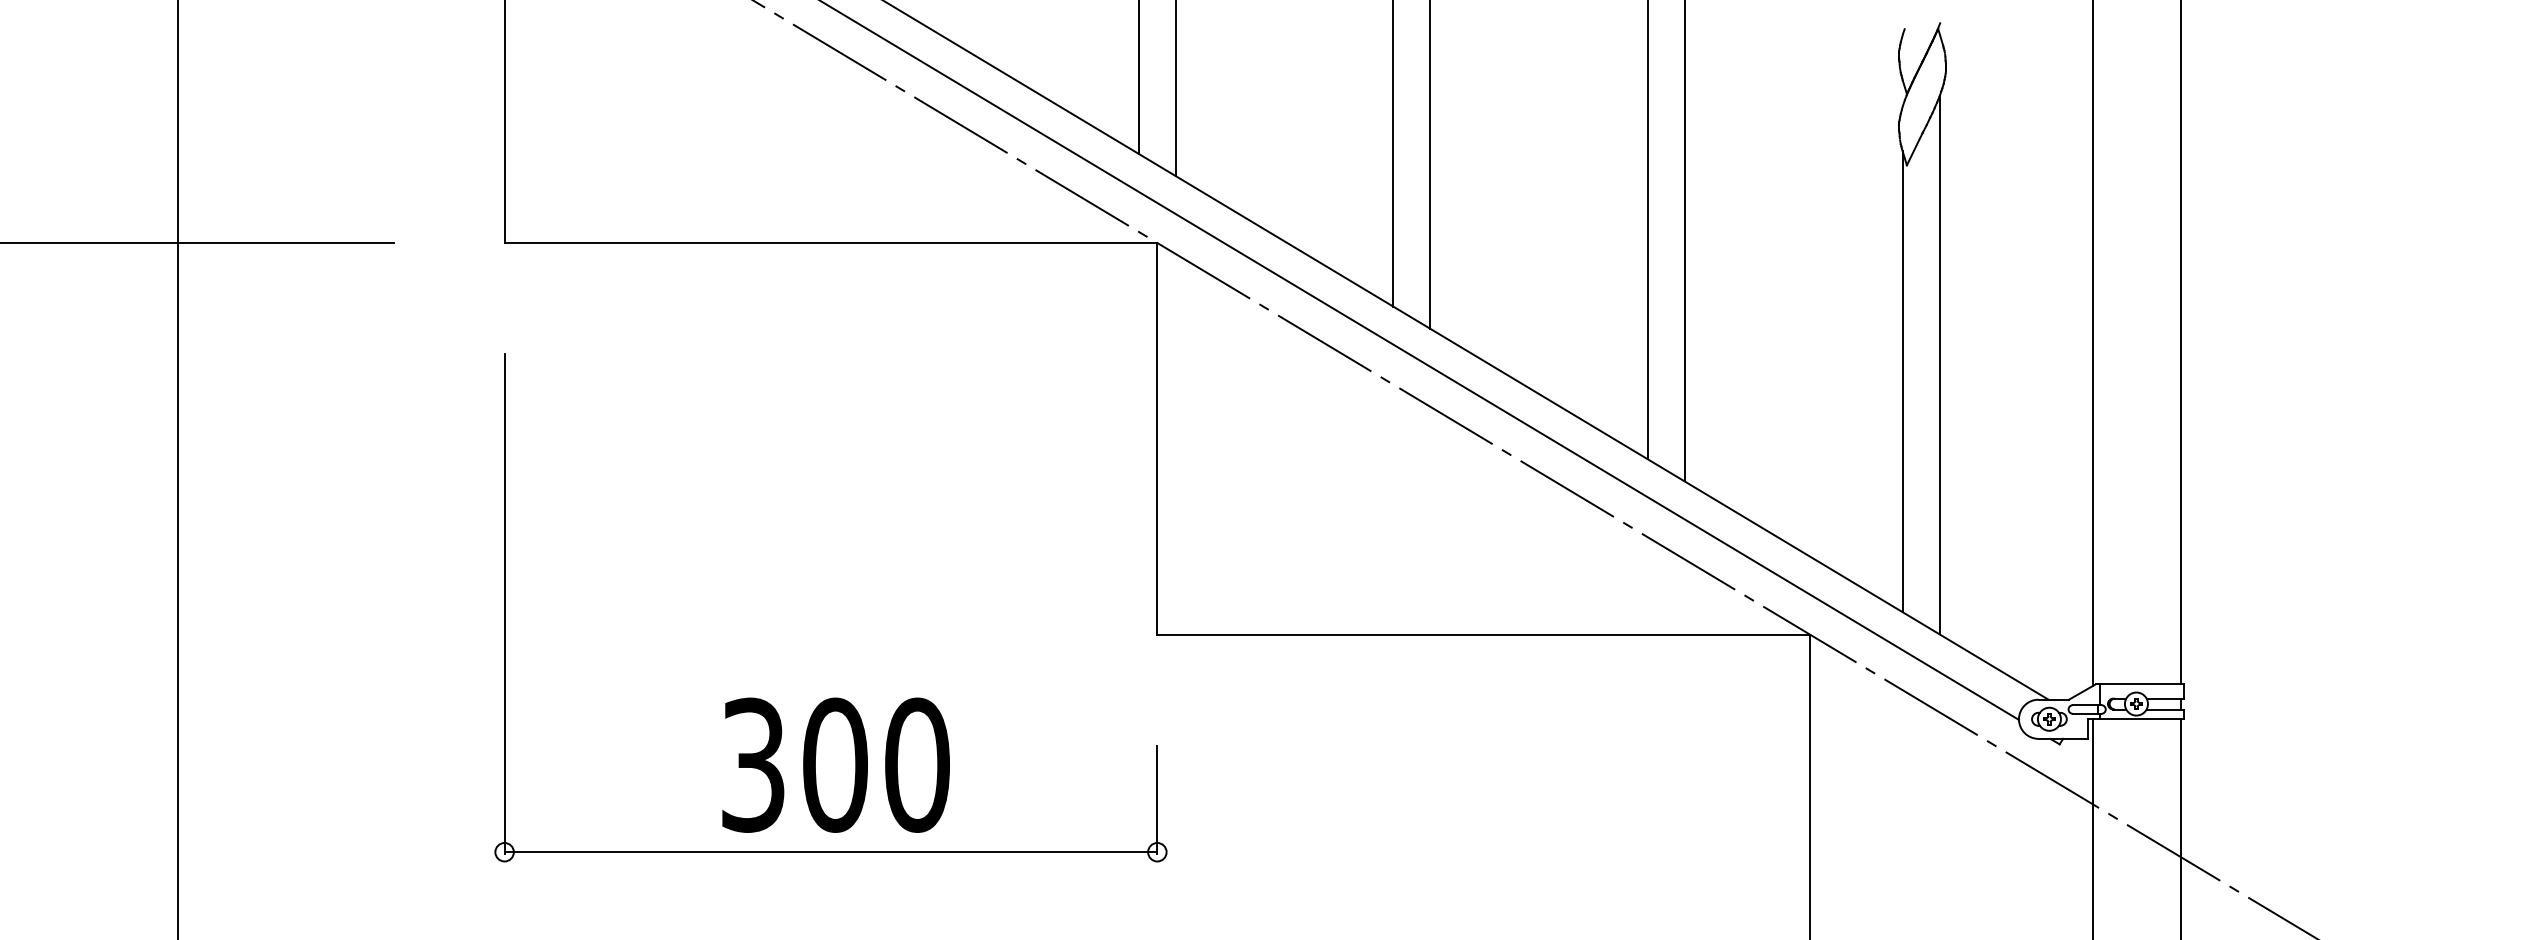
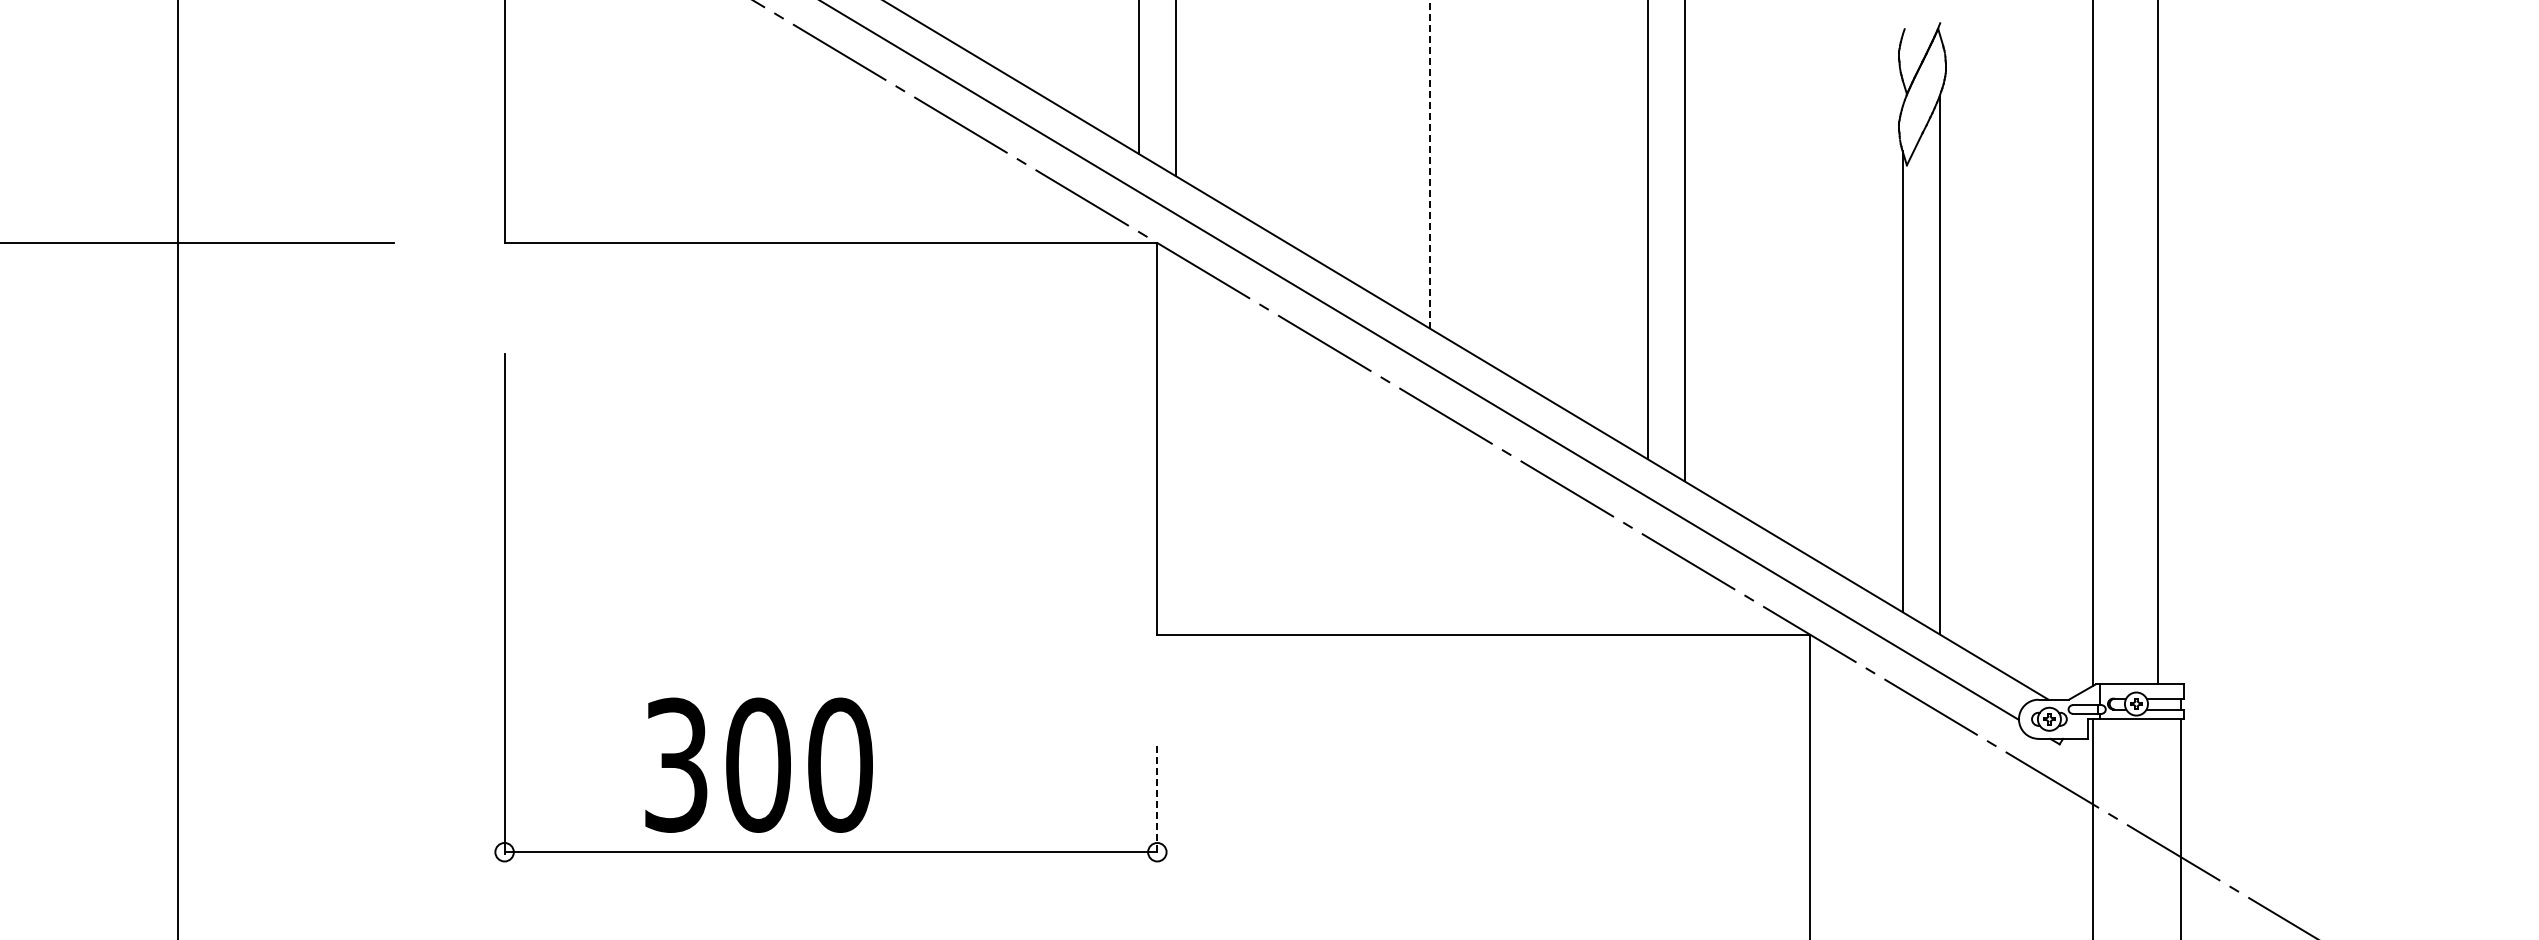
line: present -> none (1393, 154)
line: solid -> dashed (1430, 164)
line position: (2180, 343) -> (2157, 343) (2157, 343)
text position: (835, 764) -> (758, 764) (758, 764)
line: solid -> dashed (1157, 800)
